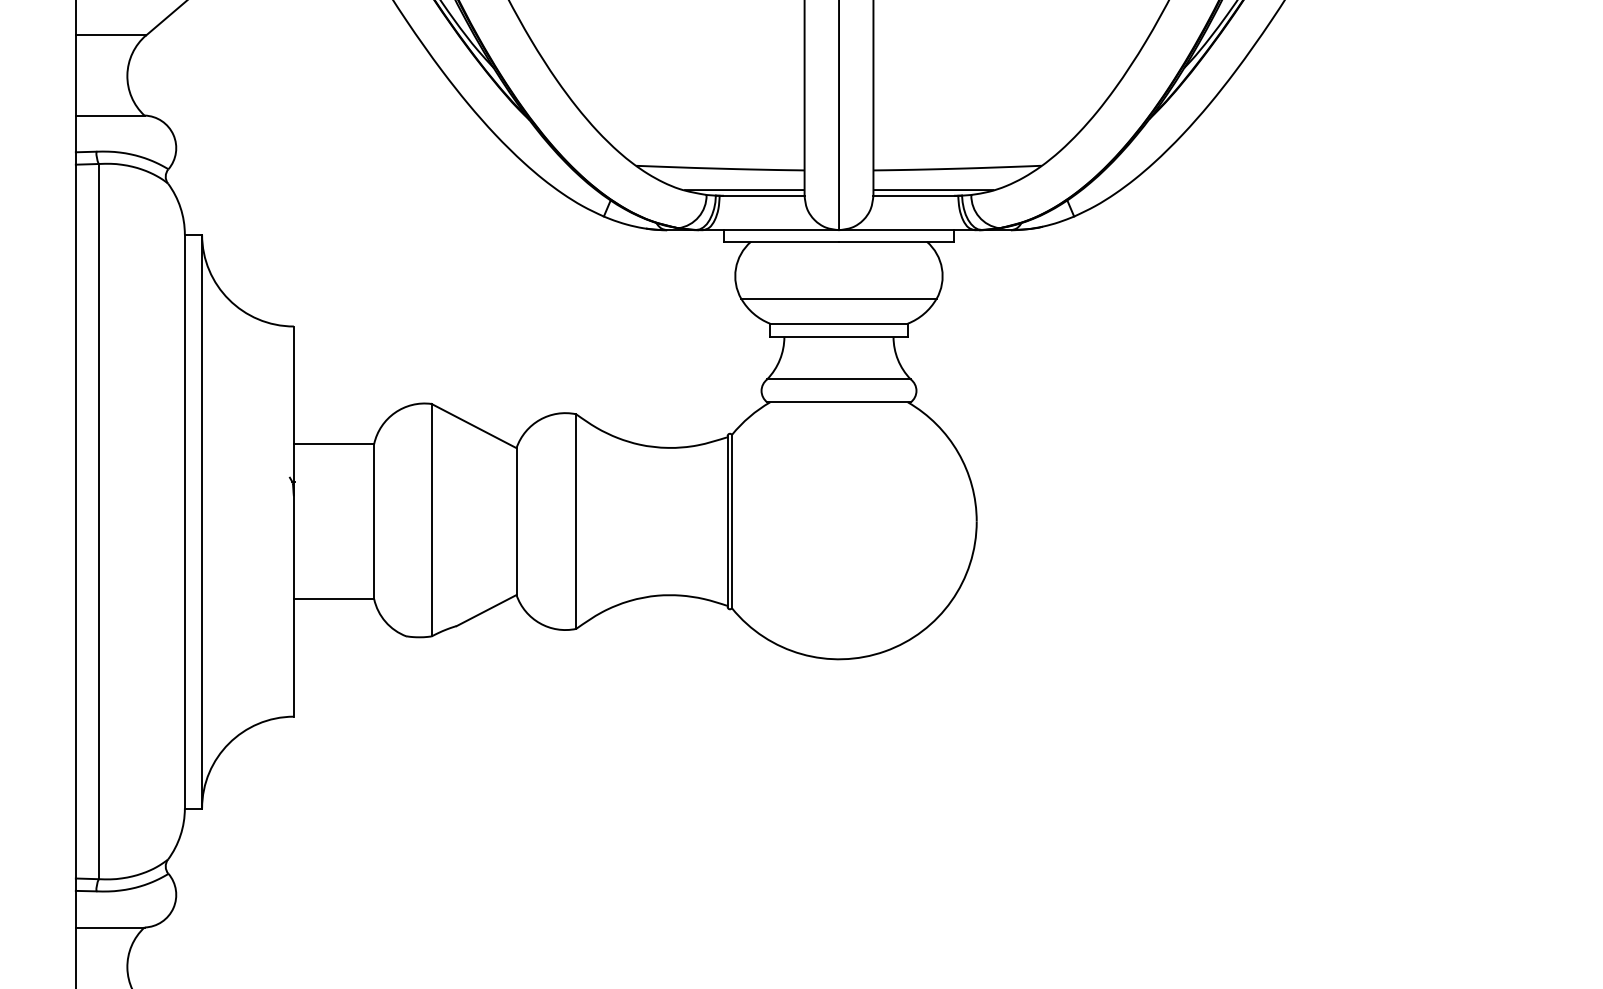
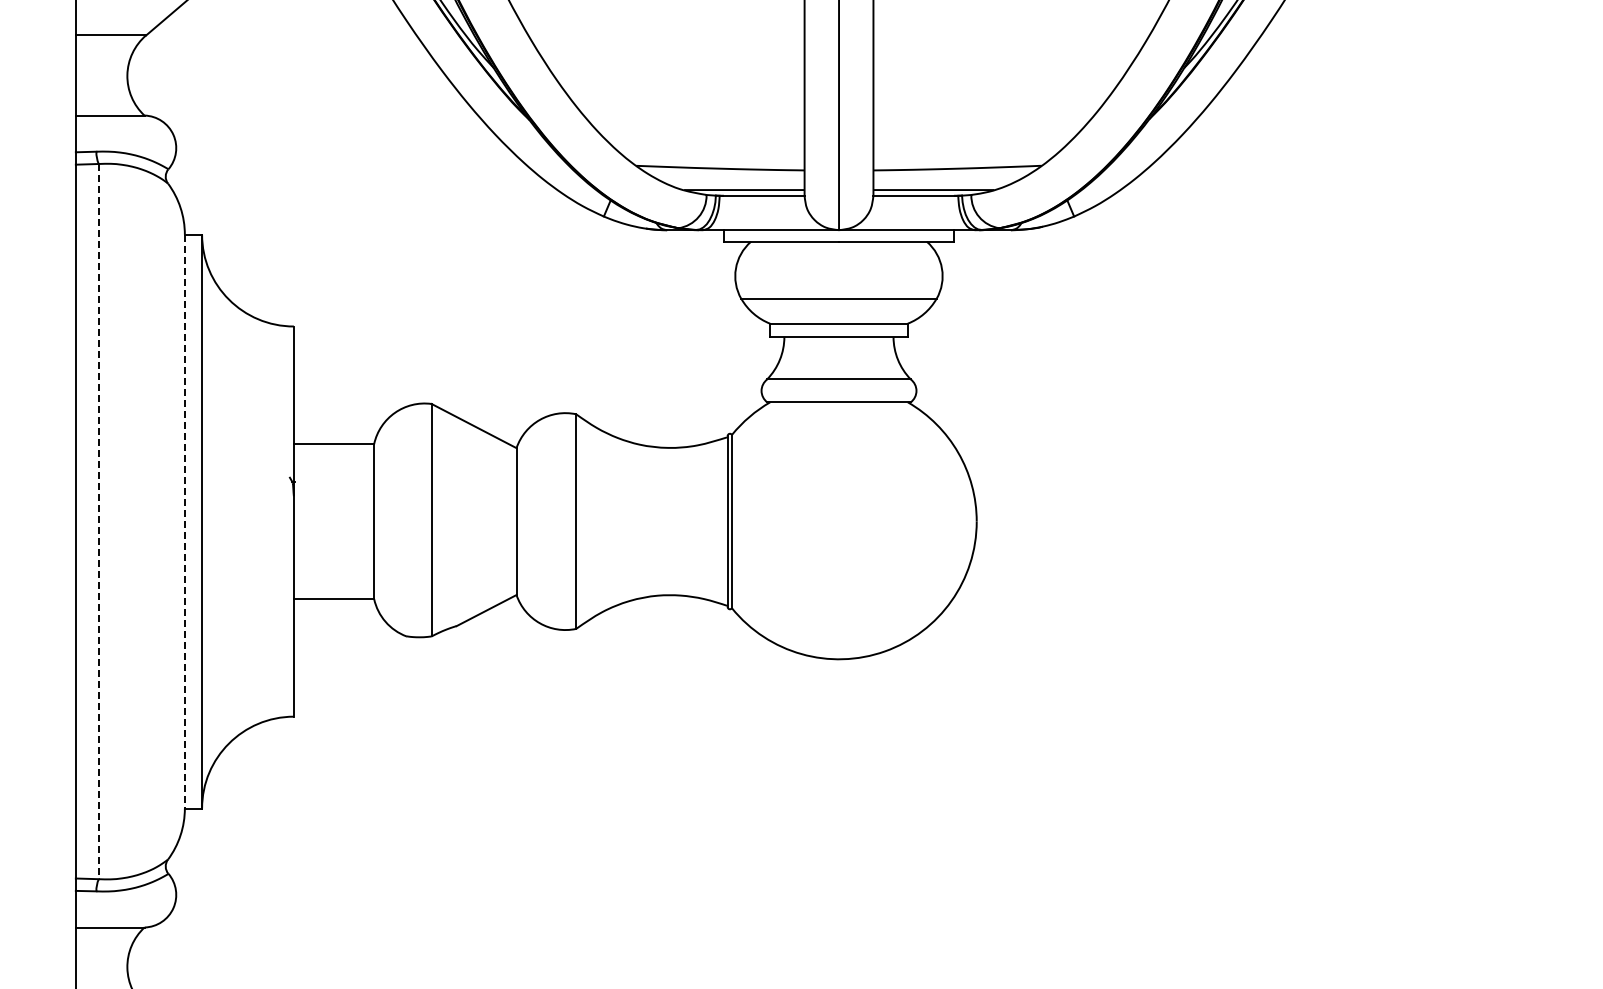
line: solid -> dashed (98, 521)
line: solid -> dashed (184, 521)
